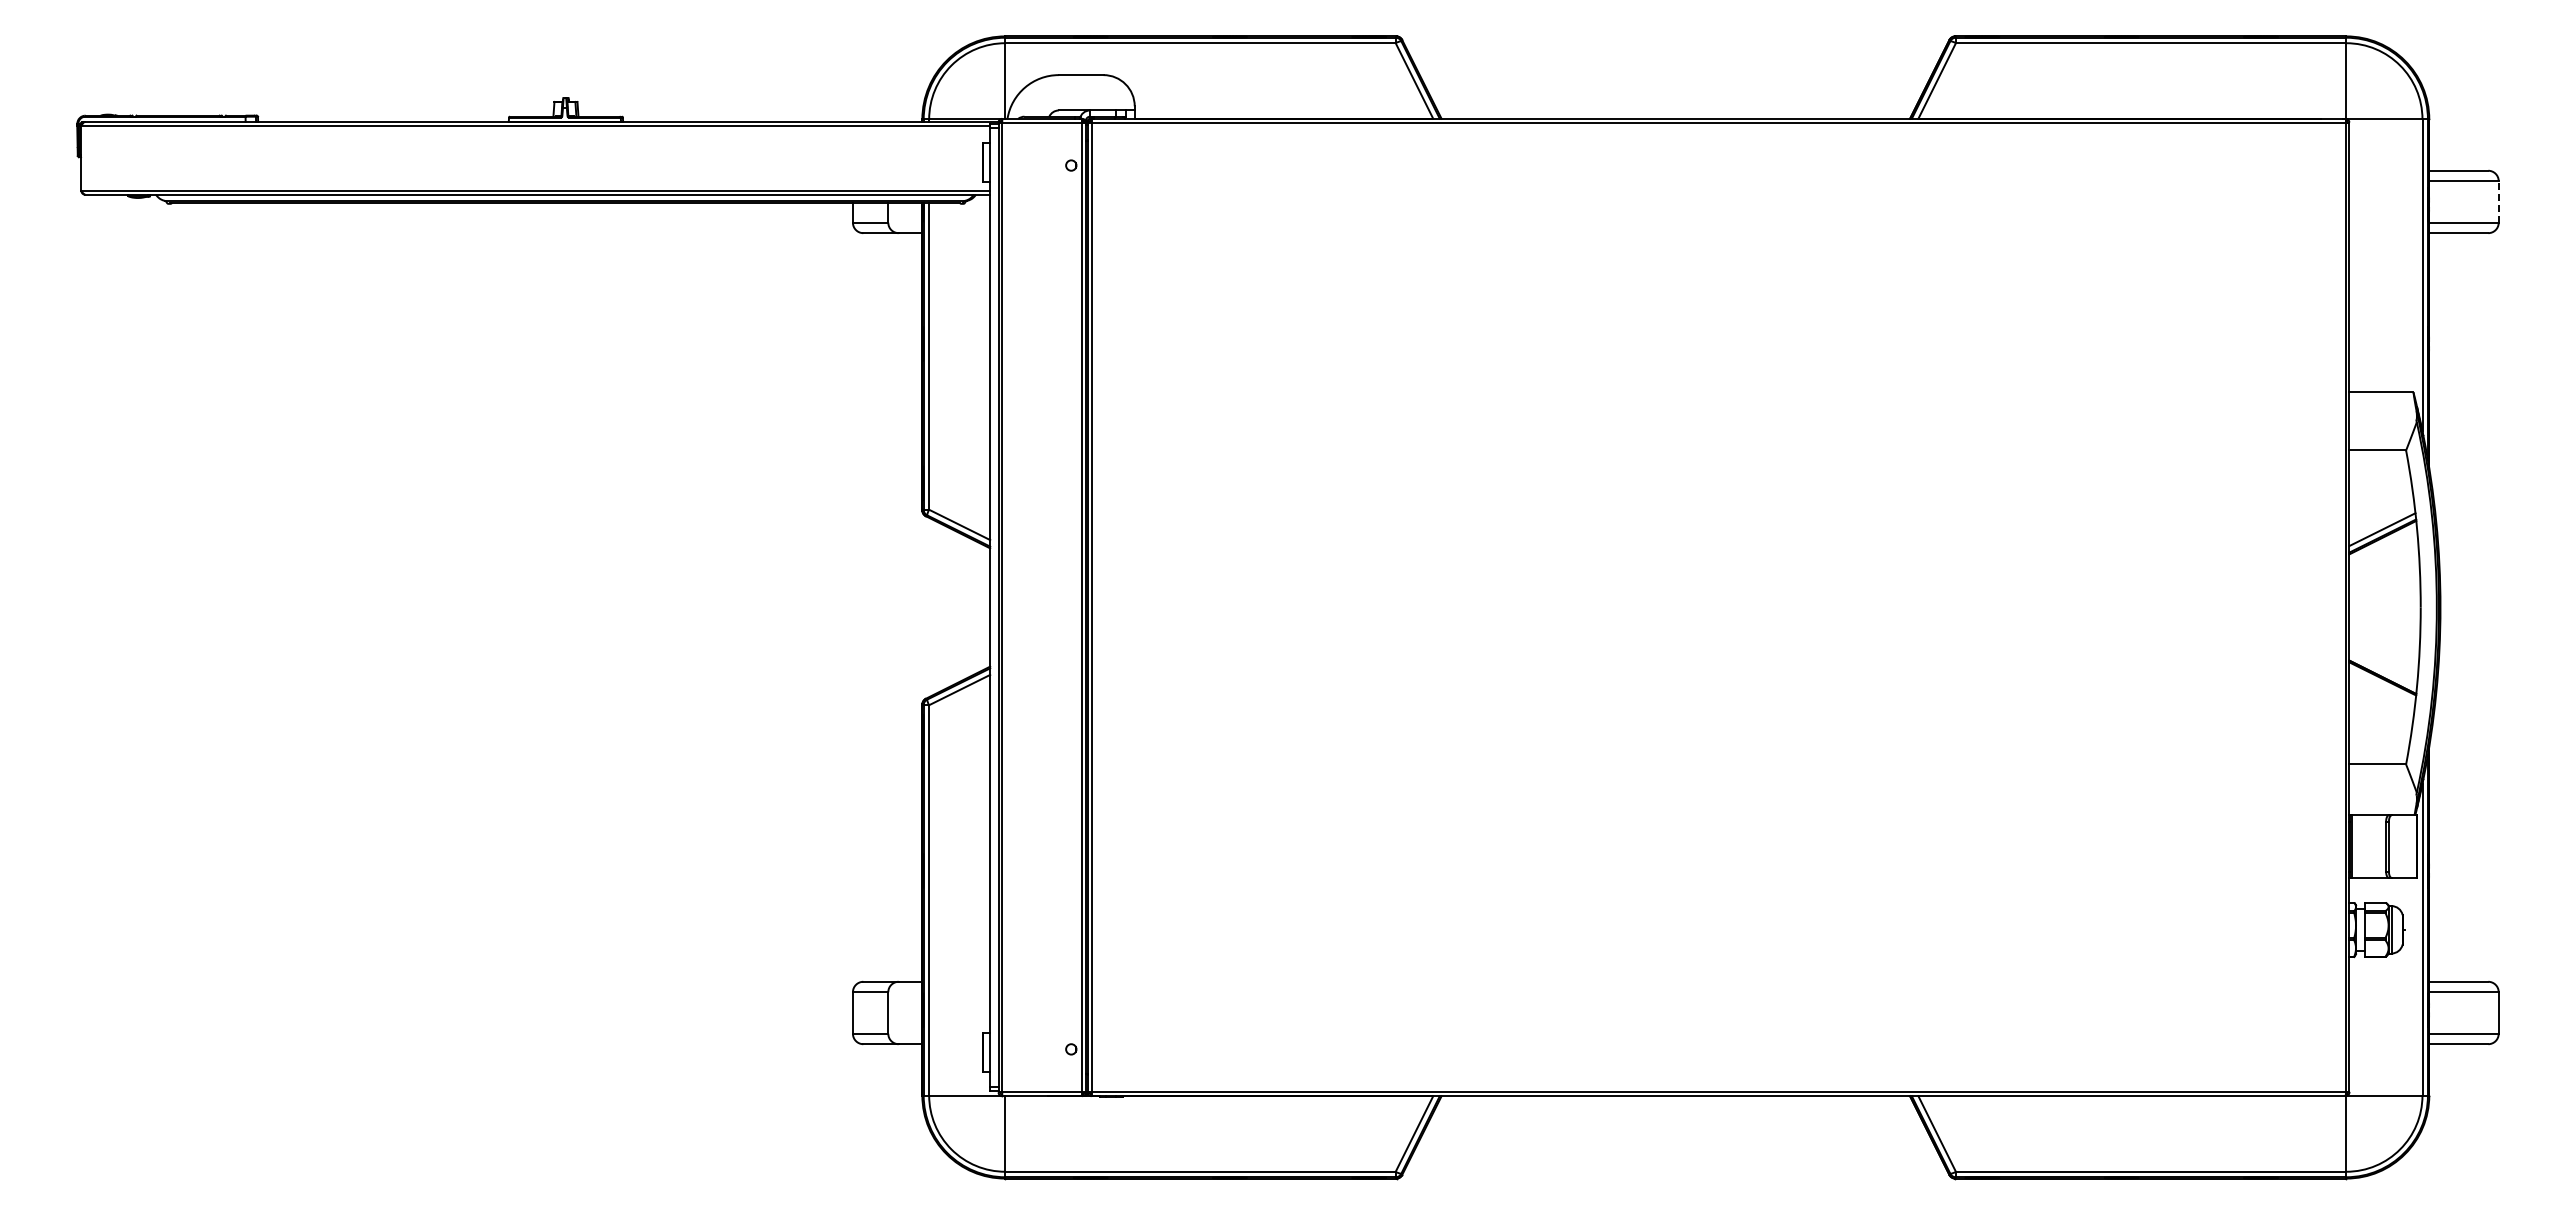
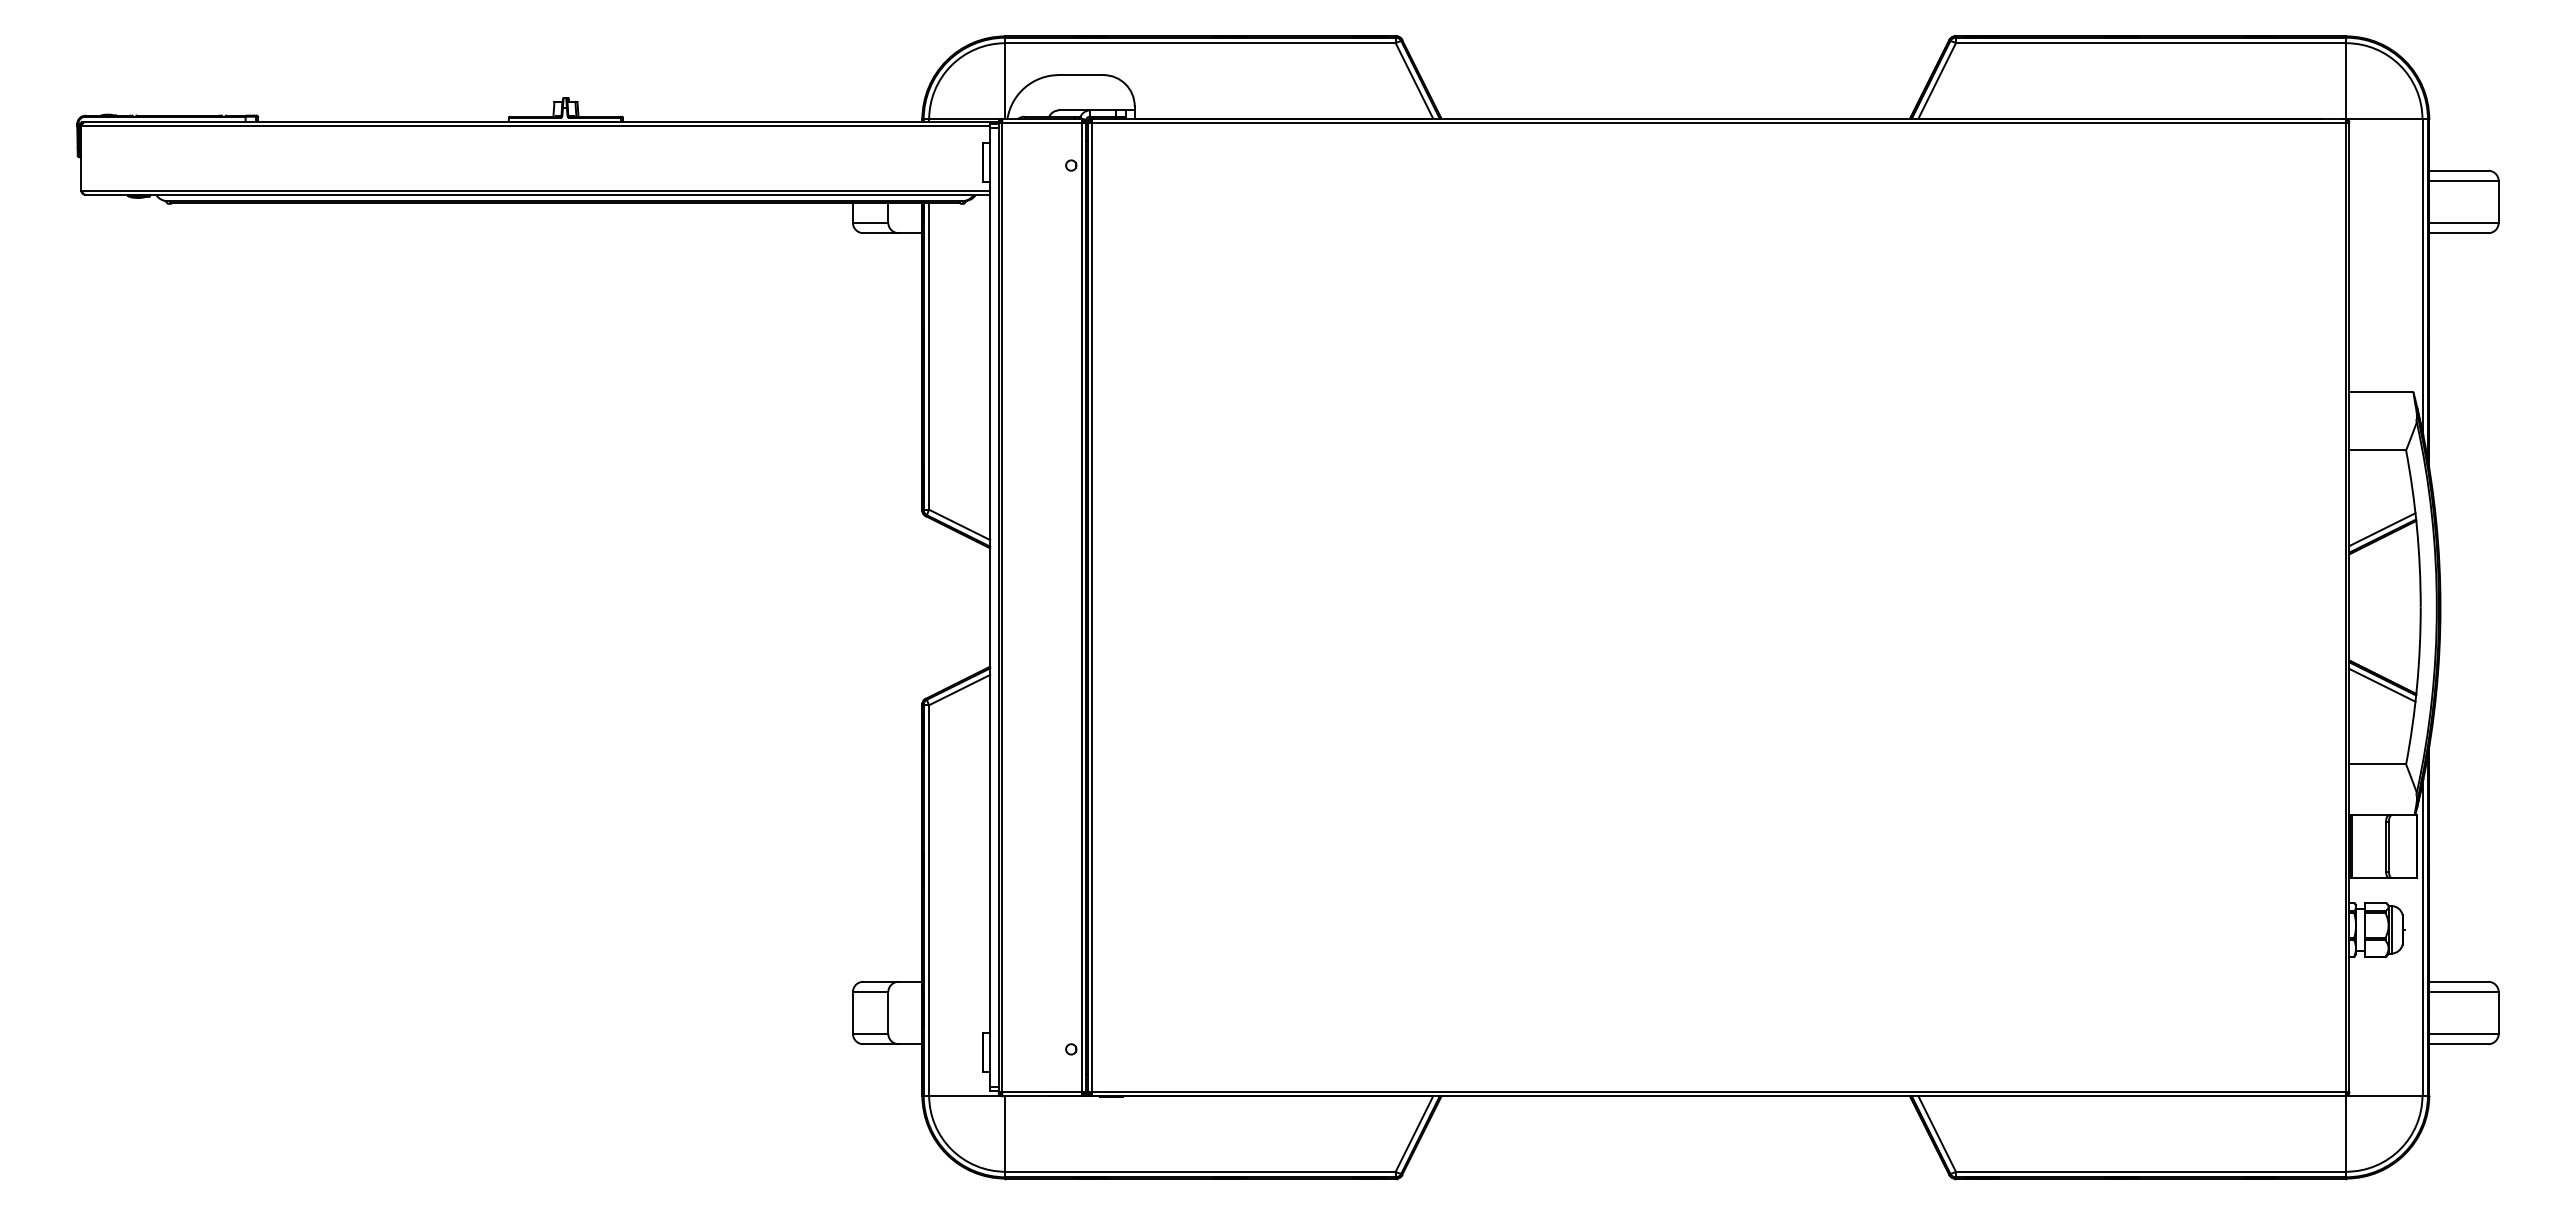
line: dashed -> solid (2498, 201)
line: none -> present (2382, 684)
